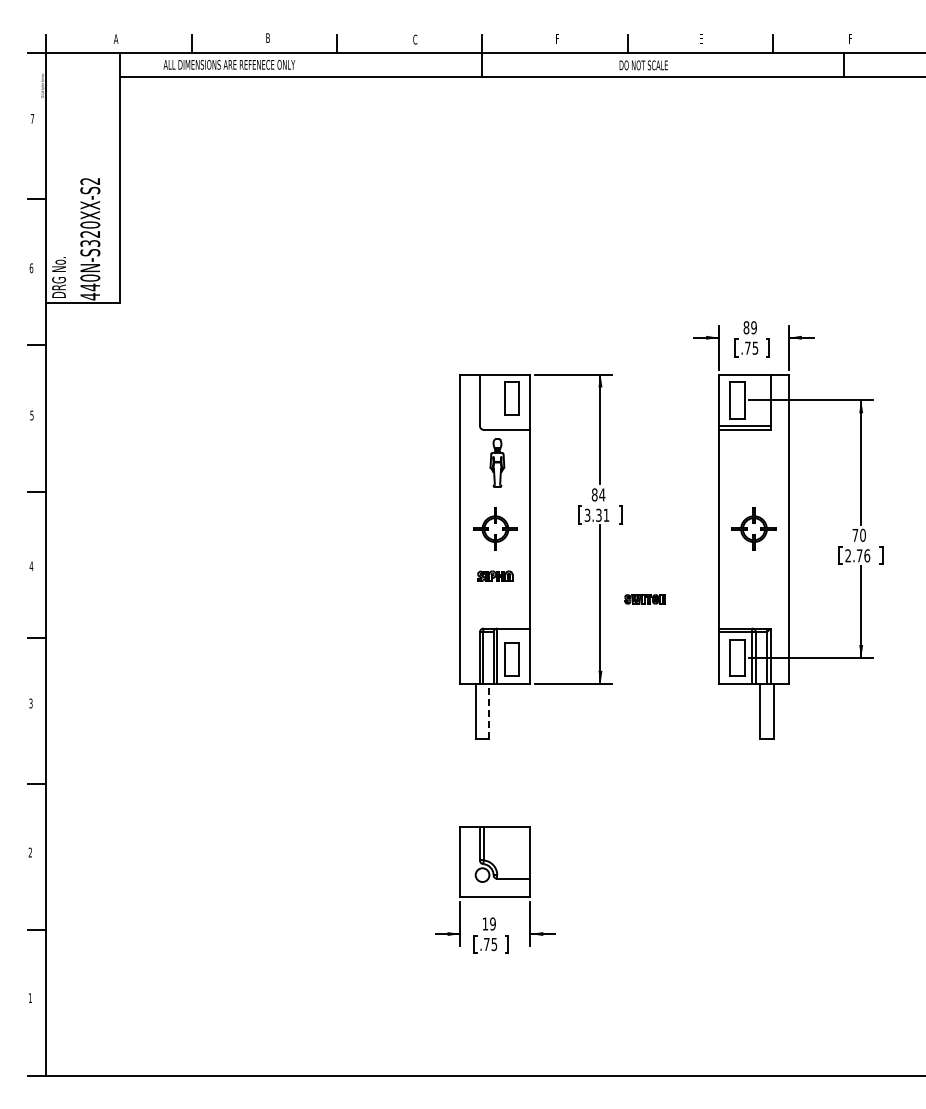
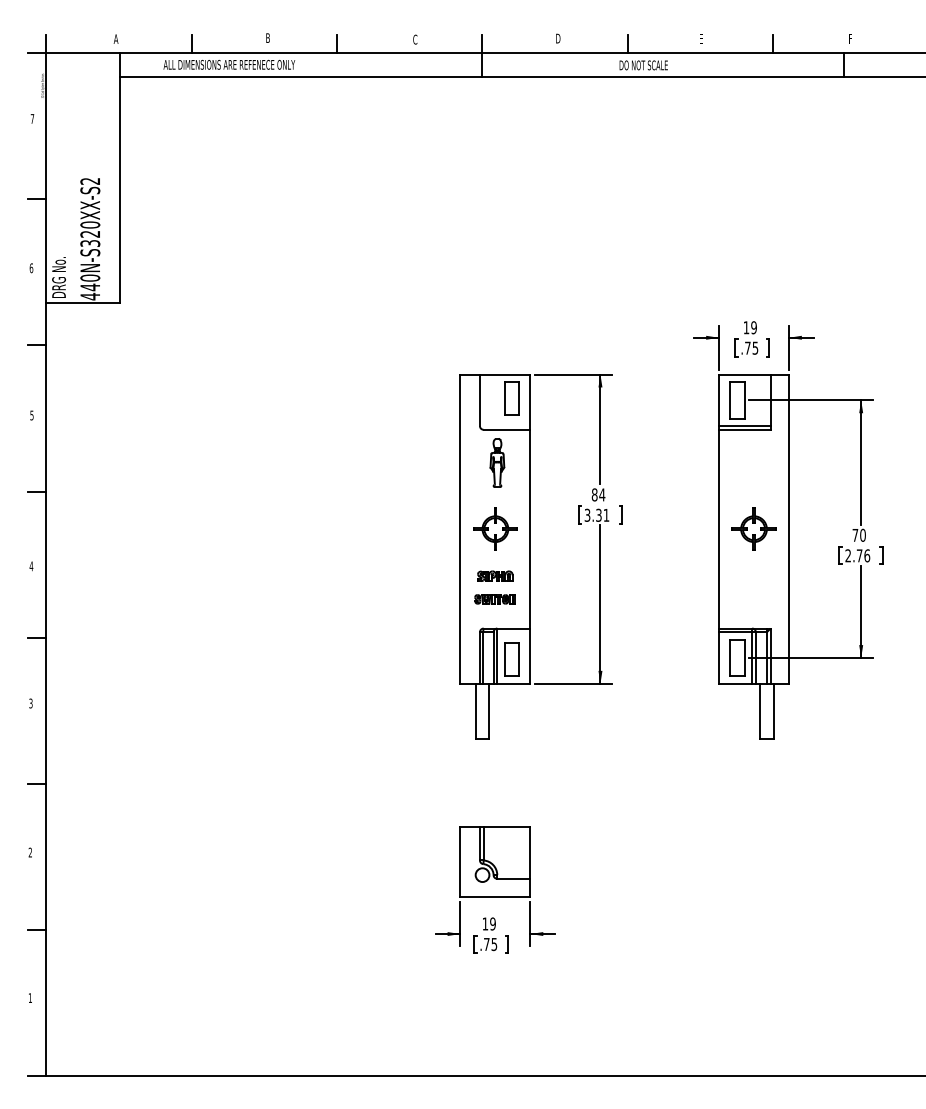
text: F -> D (558, 38)
text: 89 -> 19 (746, 327)
part position: (644, 599) -> (494, 599) (494, 599)
line: dashed -> solid (489, 711)
